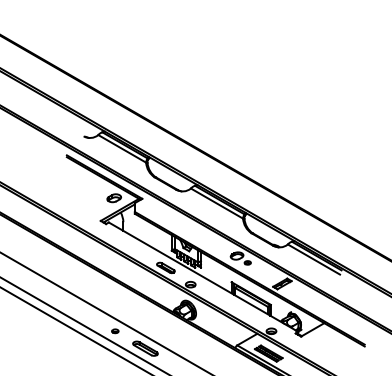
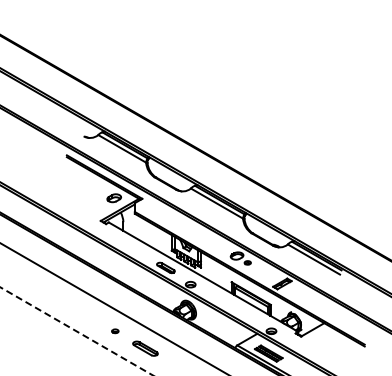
line position: (105, 312) -> (113, 308) (113, 308)
line: present -> none (83, 325)
line: solid -> dashed (76, 331)
